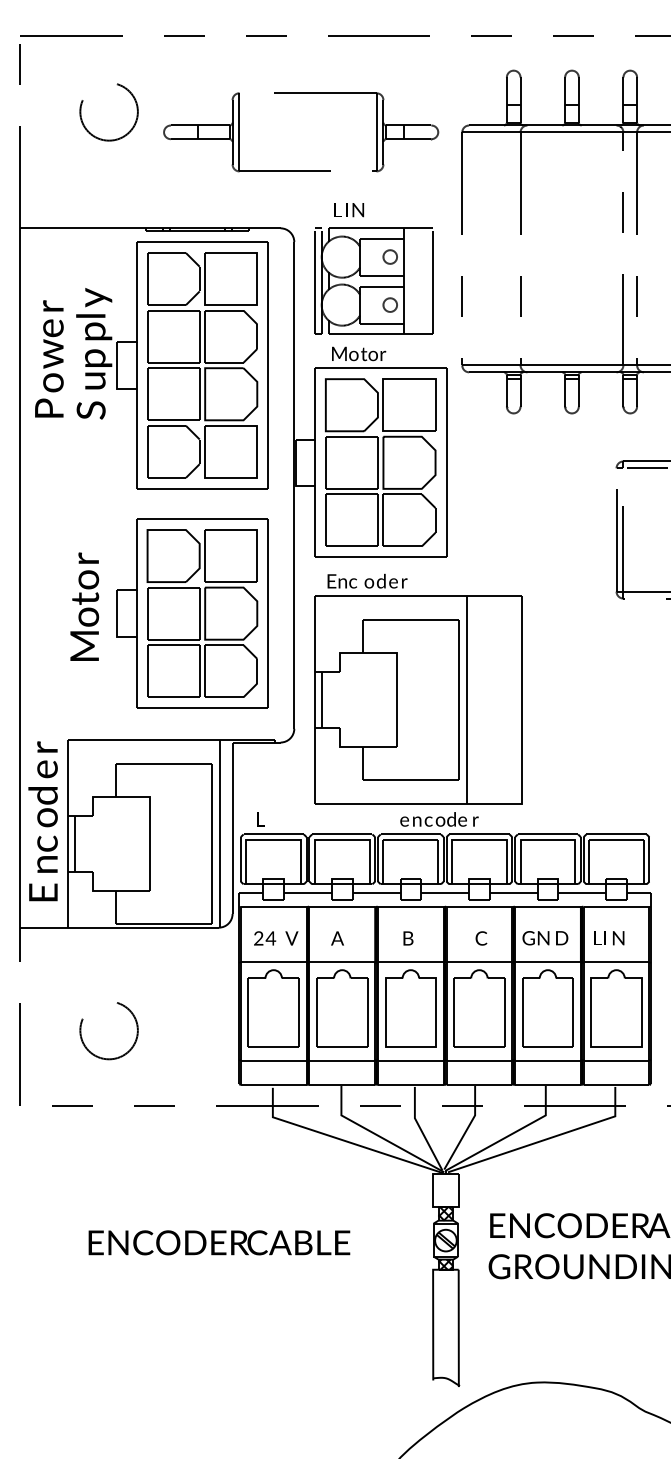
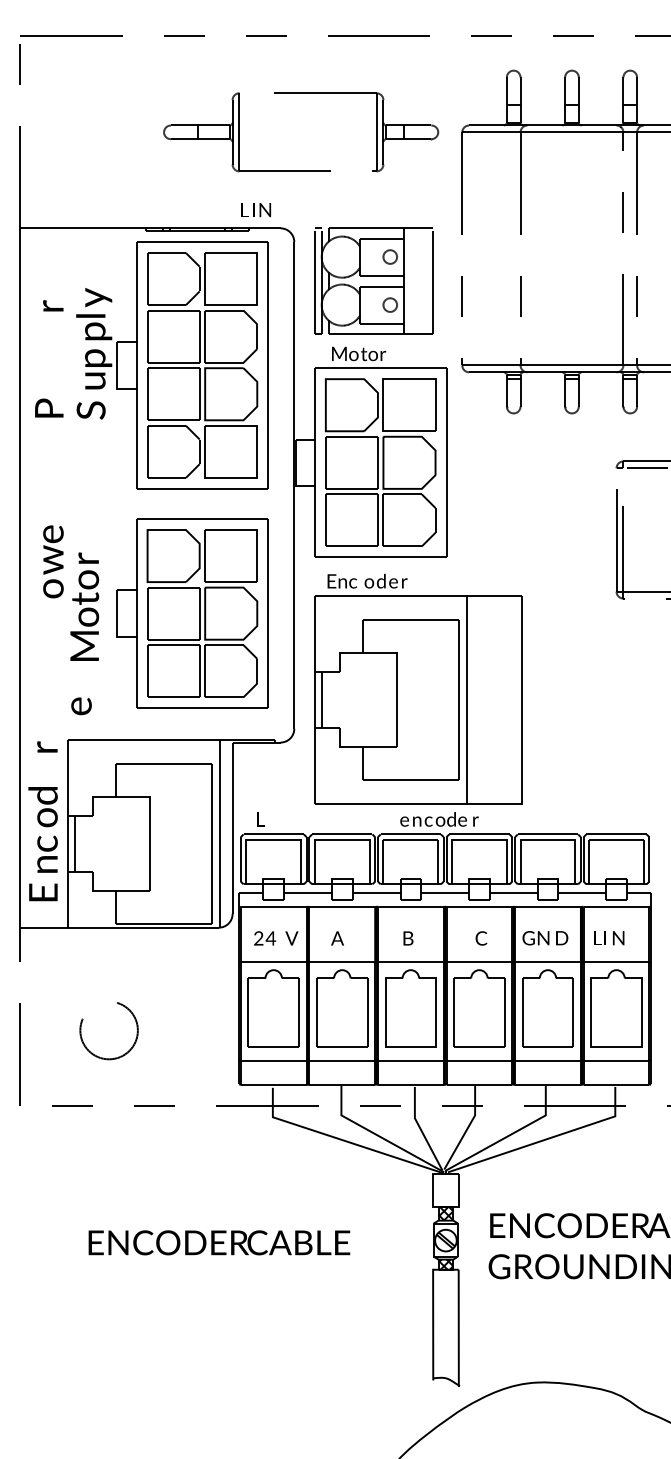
part: present -> none (86, 127)
text position: (348, 210) -> (255, 210) (255, 210)
text position: (53, 355) -> (53, 561) (53, 561)
text position: (47, 769) -> (81, 706) (81, 706)
